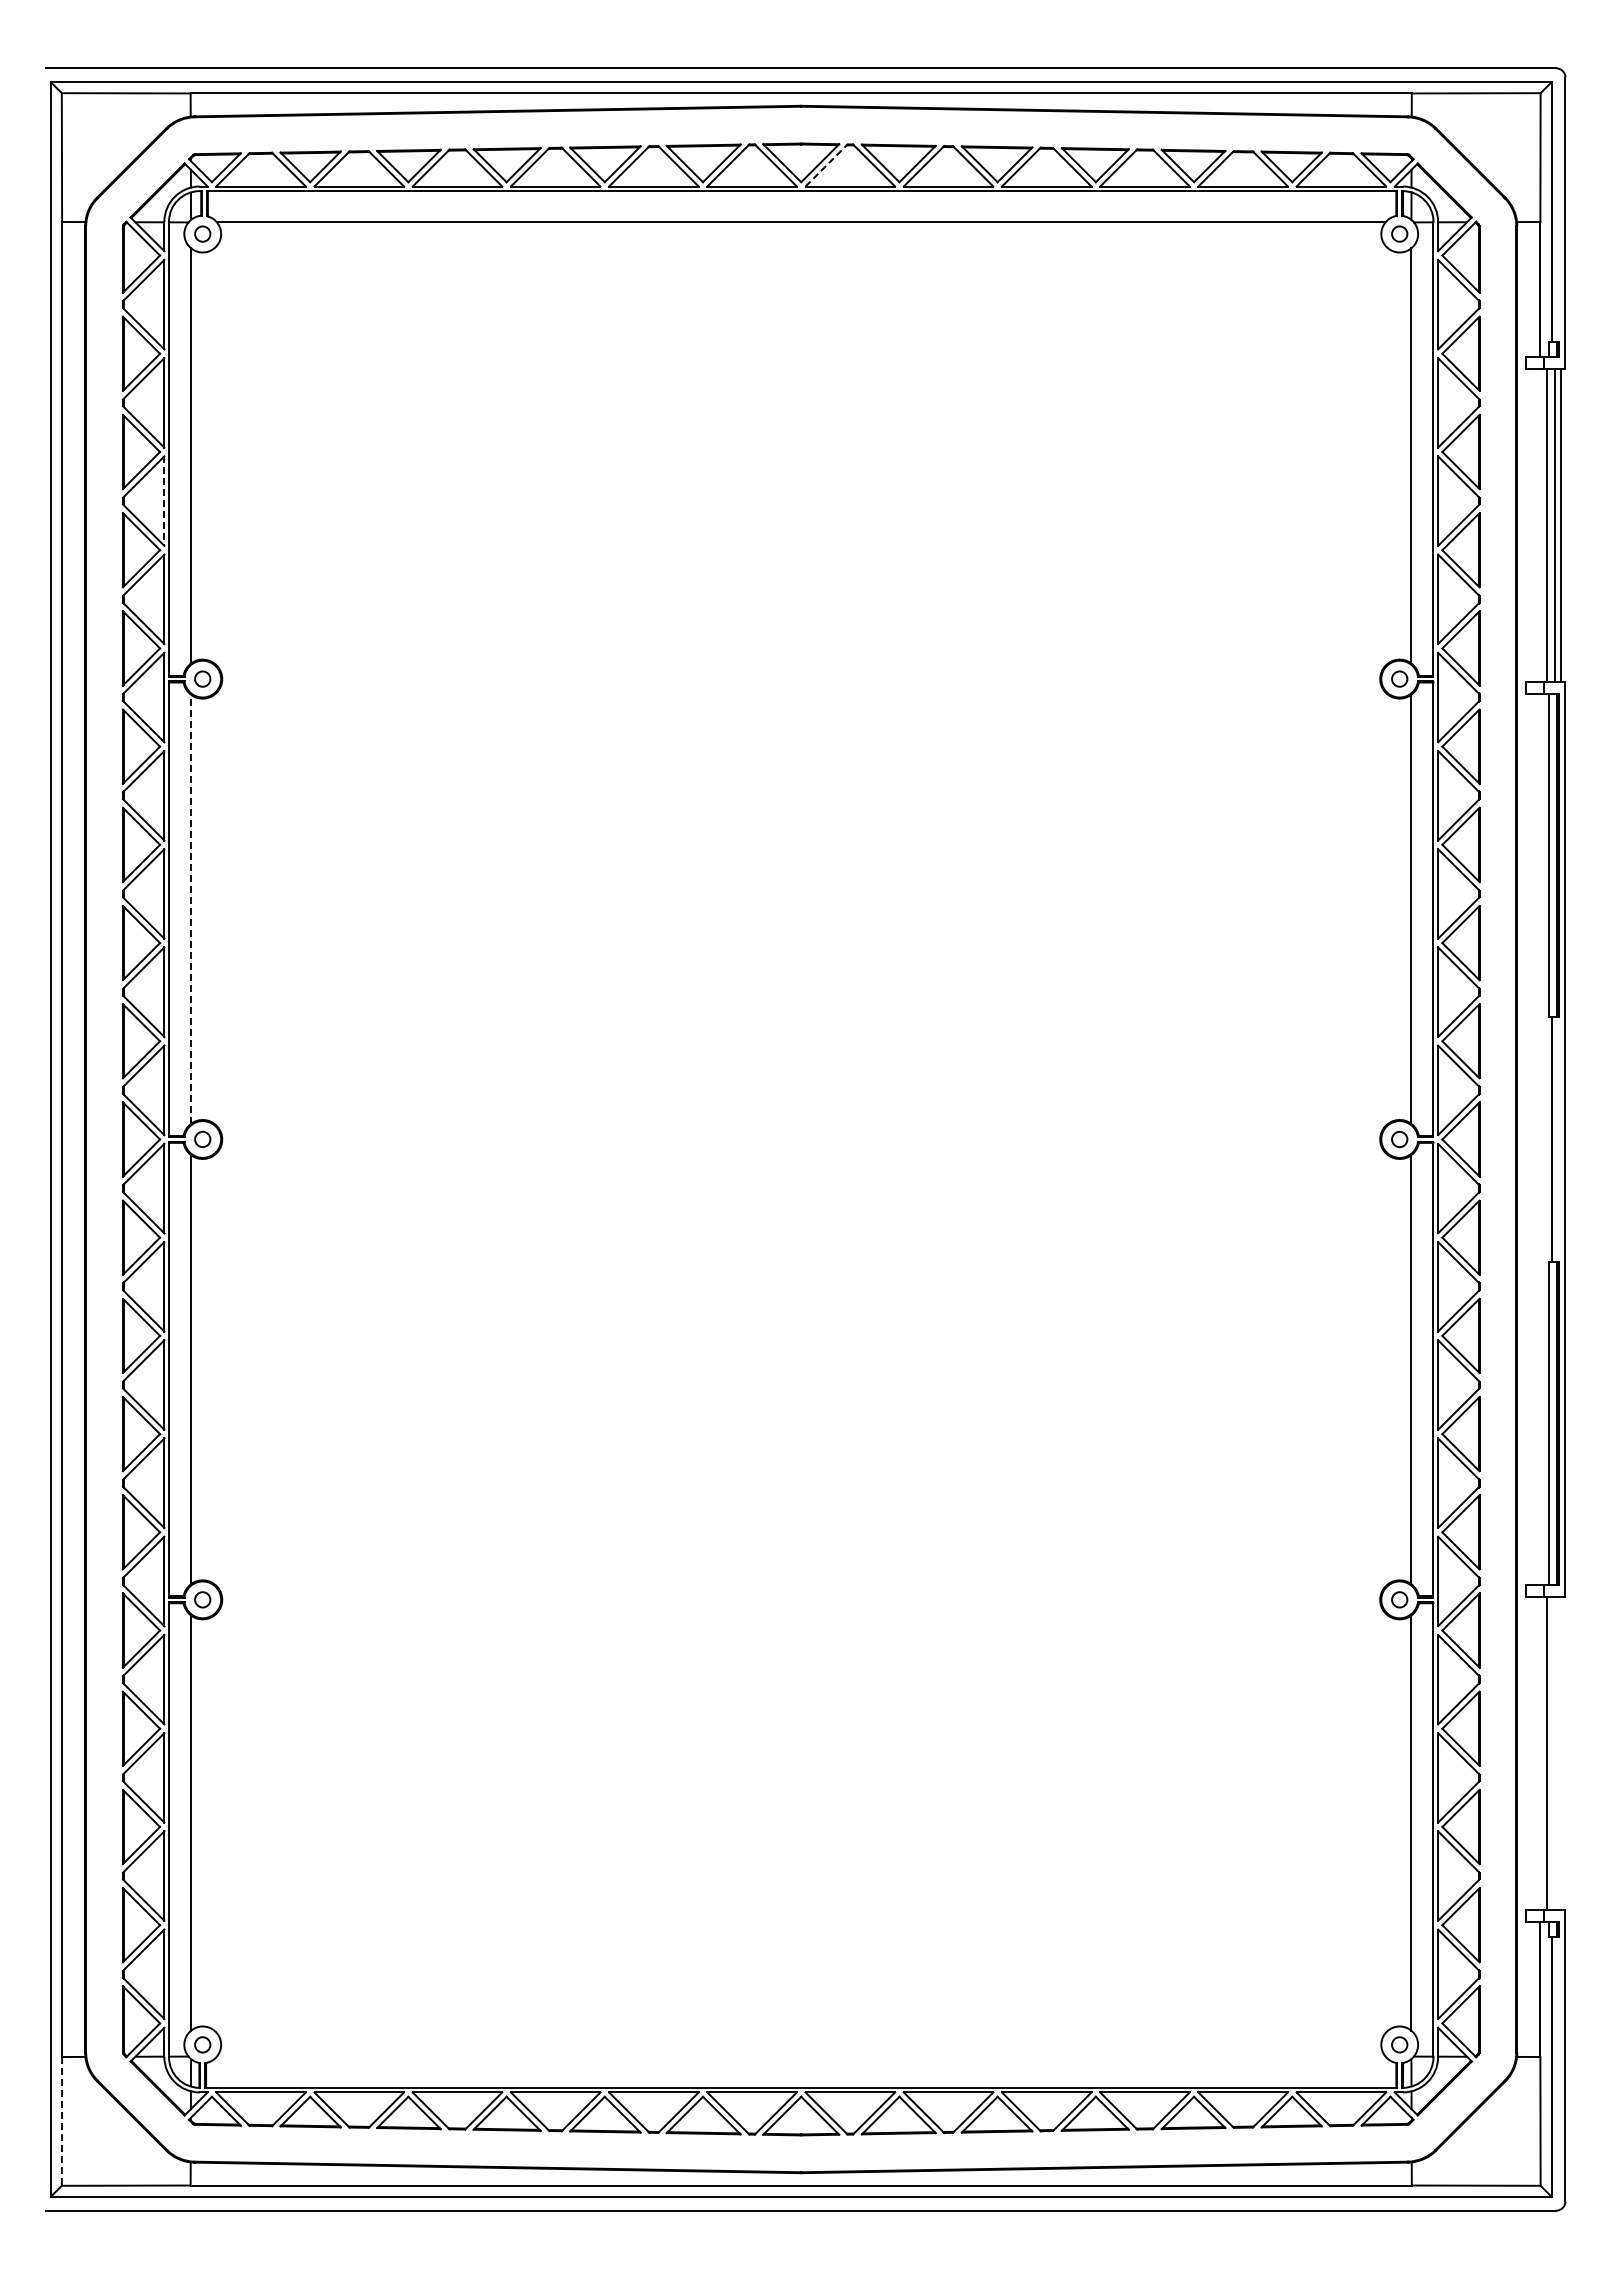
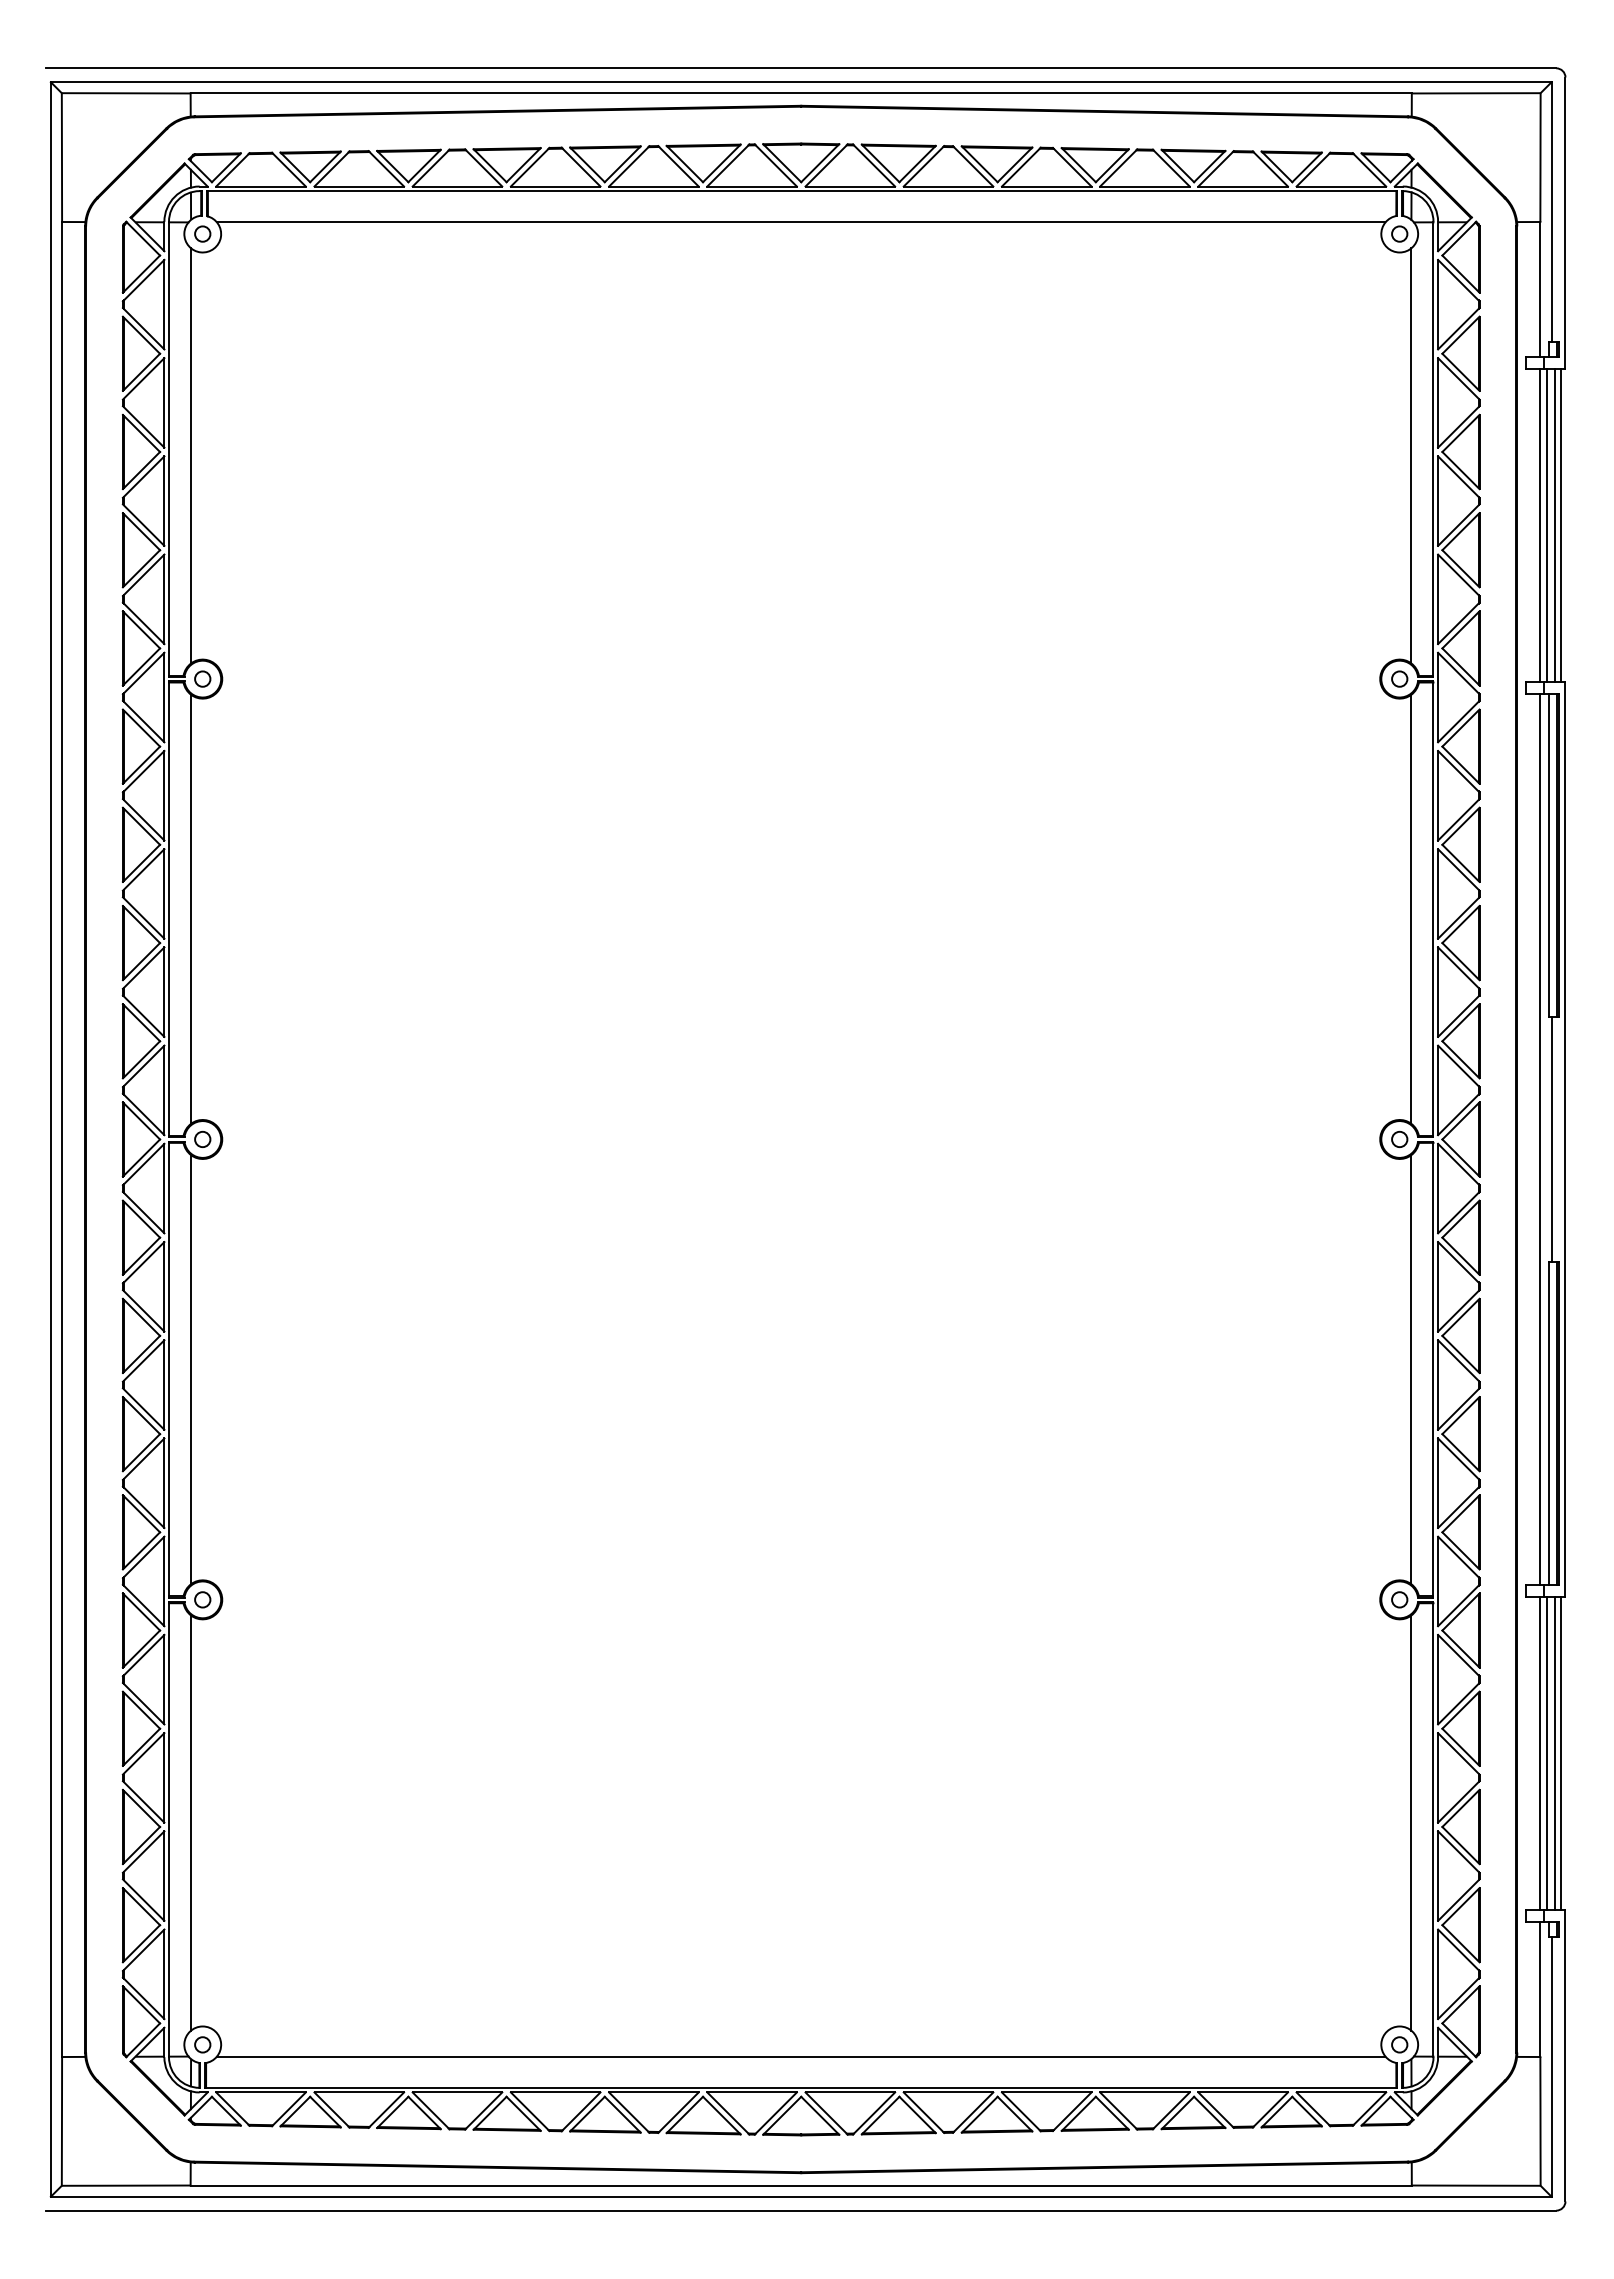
line: dashed -> solid (826, 165)
line: dashed -> solid (164, 501)
line: none -> present (1540, 525)
line: dashed -> solid (191, 909)
line: none -> present (1540, 1139)
line: none -> present (1540, 1752)
line: none -> present (1554, 1752)
line: none -> present (1561, 1752)
line: none -> present (801, 2056)
line: dashed -> solid (61, 2121)
